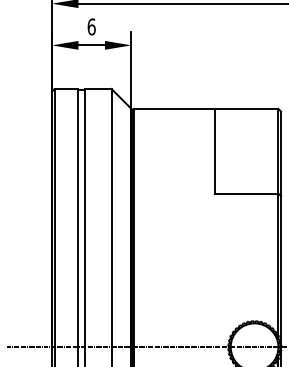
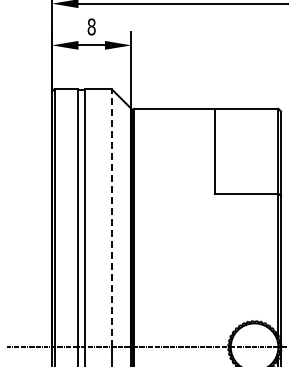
text: 6 -> 8 (91, 26)
line: solid -> dashed (111, 217)
